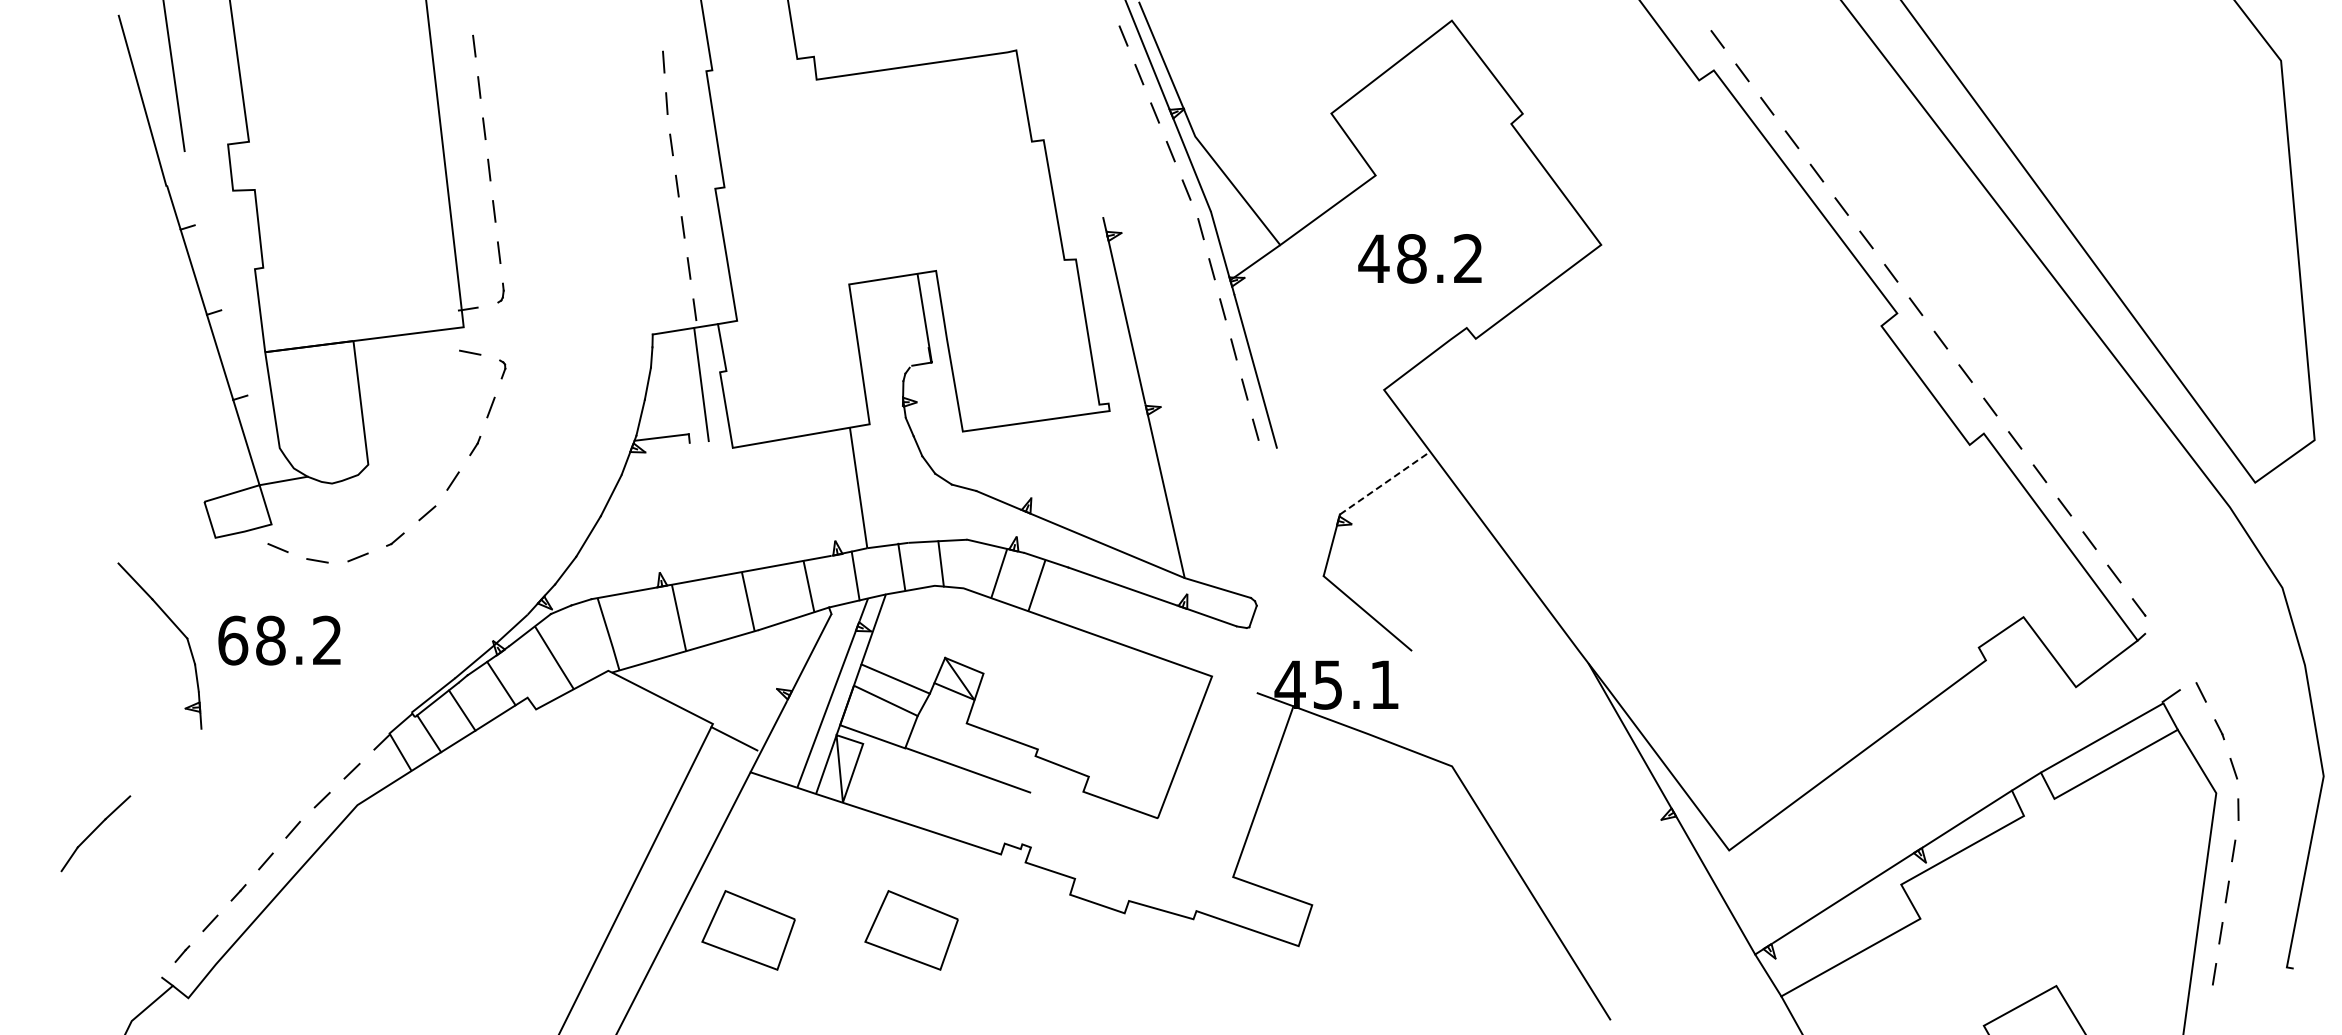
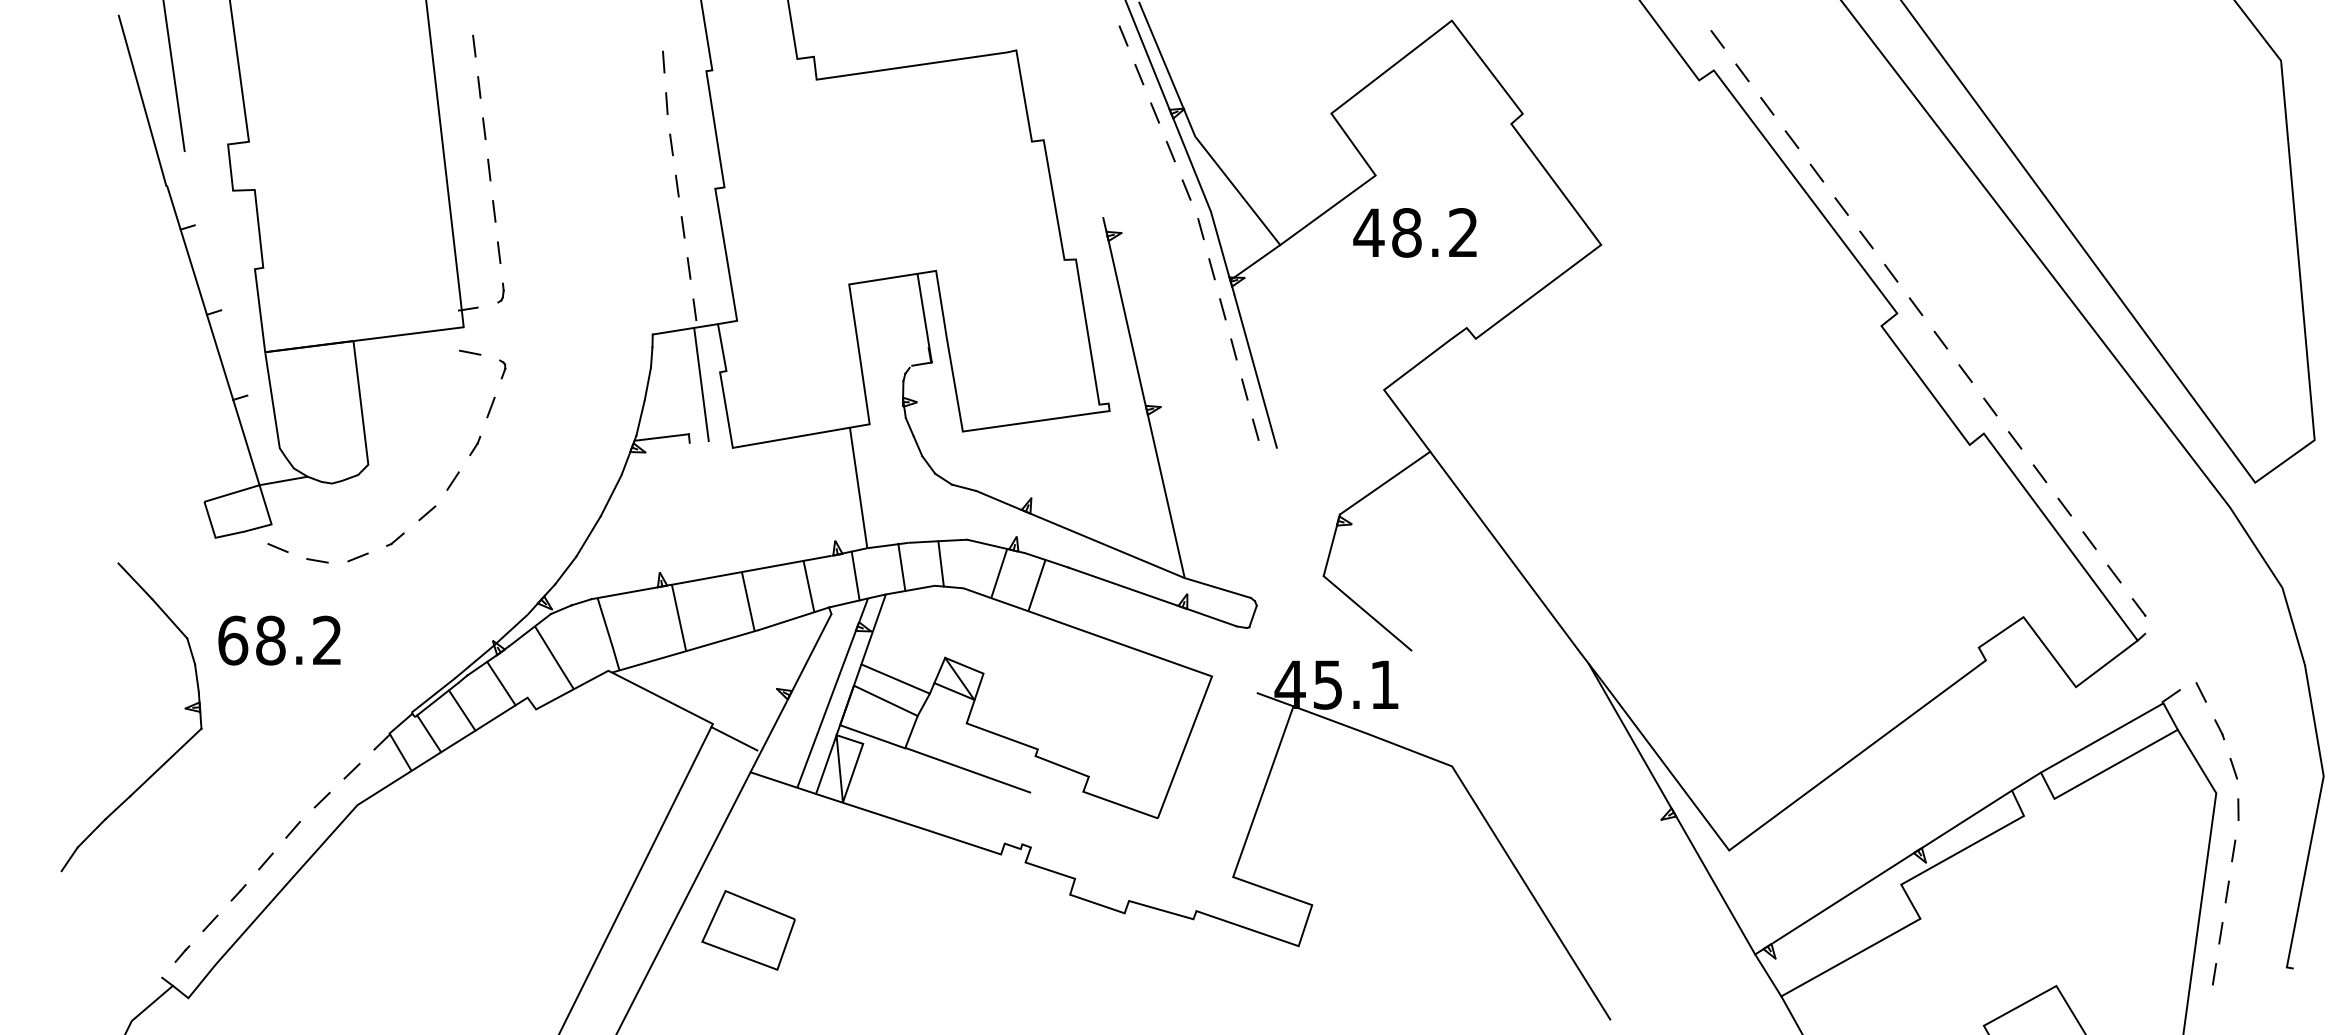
text position: (1419, 258) -> (1414, 232) (1414, 232)
line: dashed -> solid (1385, 483)
line: none -> present (165, 762)
part: present -> none (911, 930)
